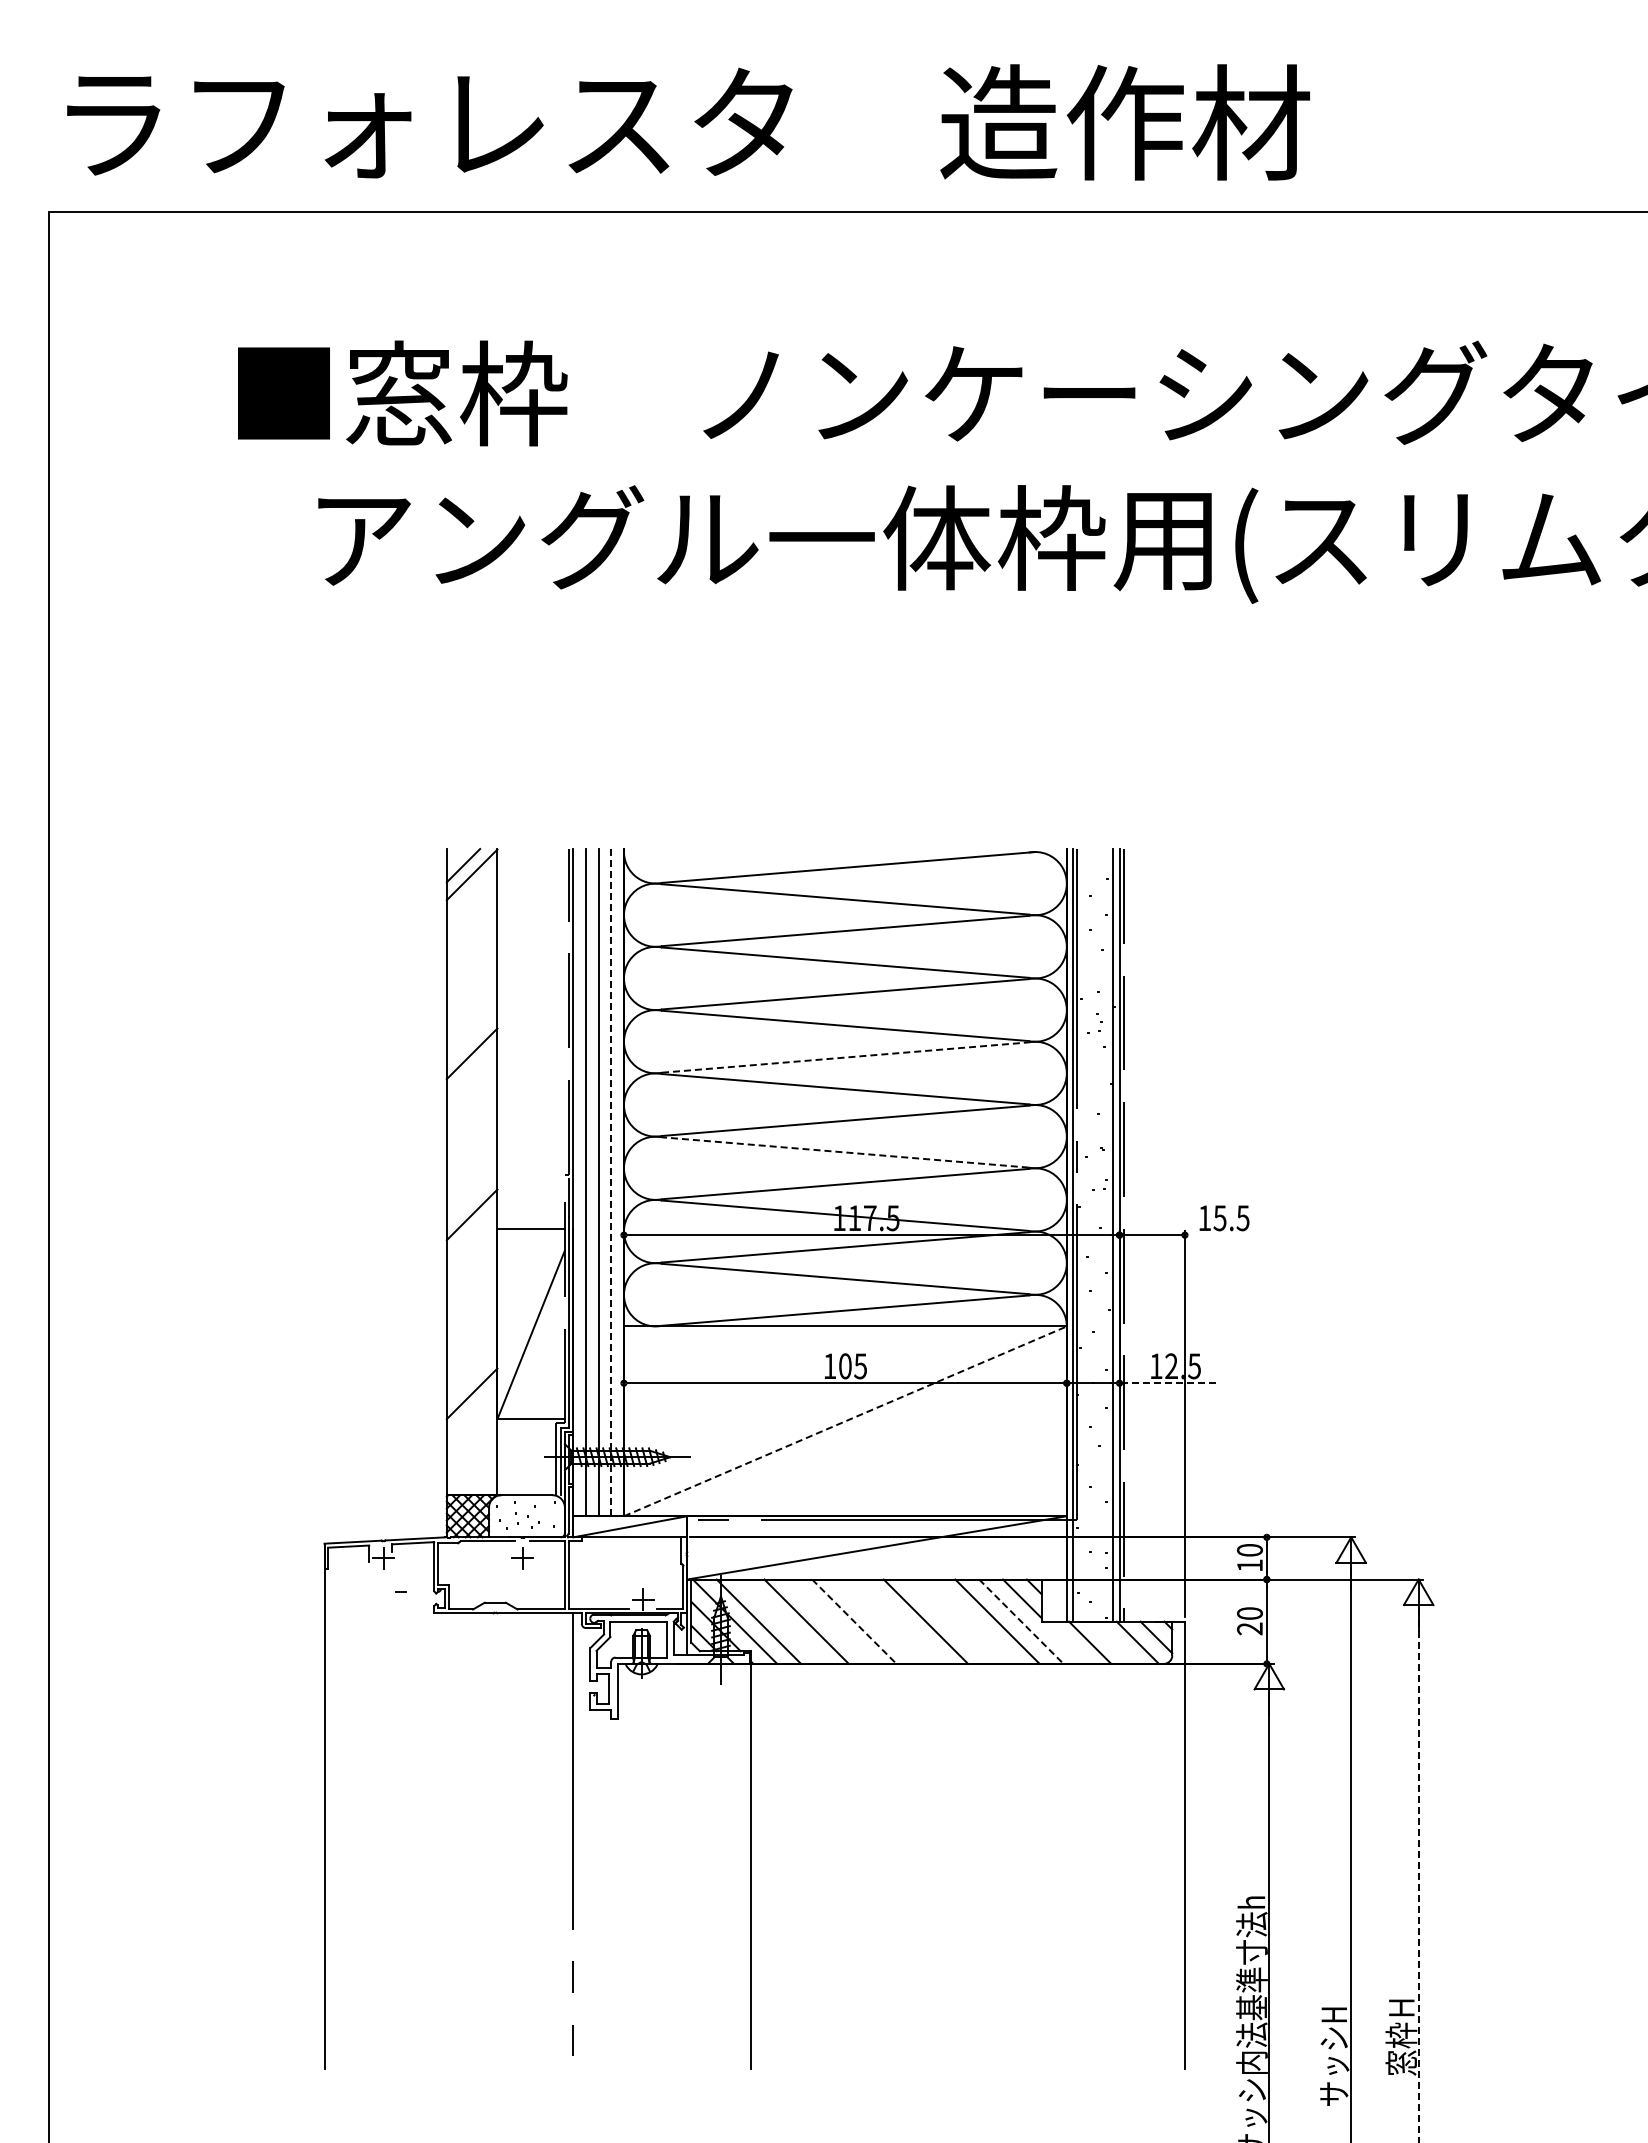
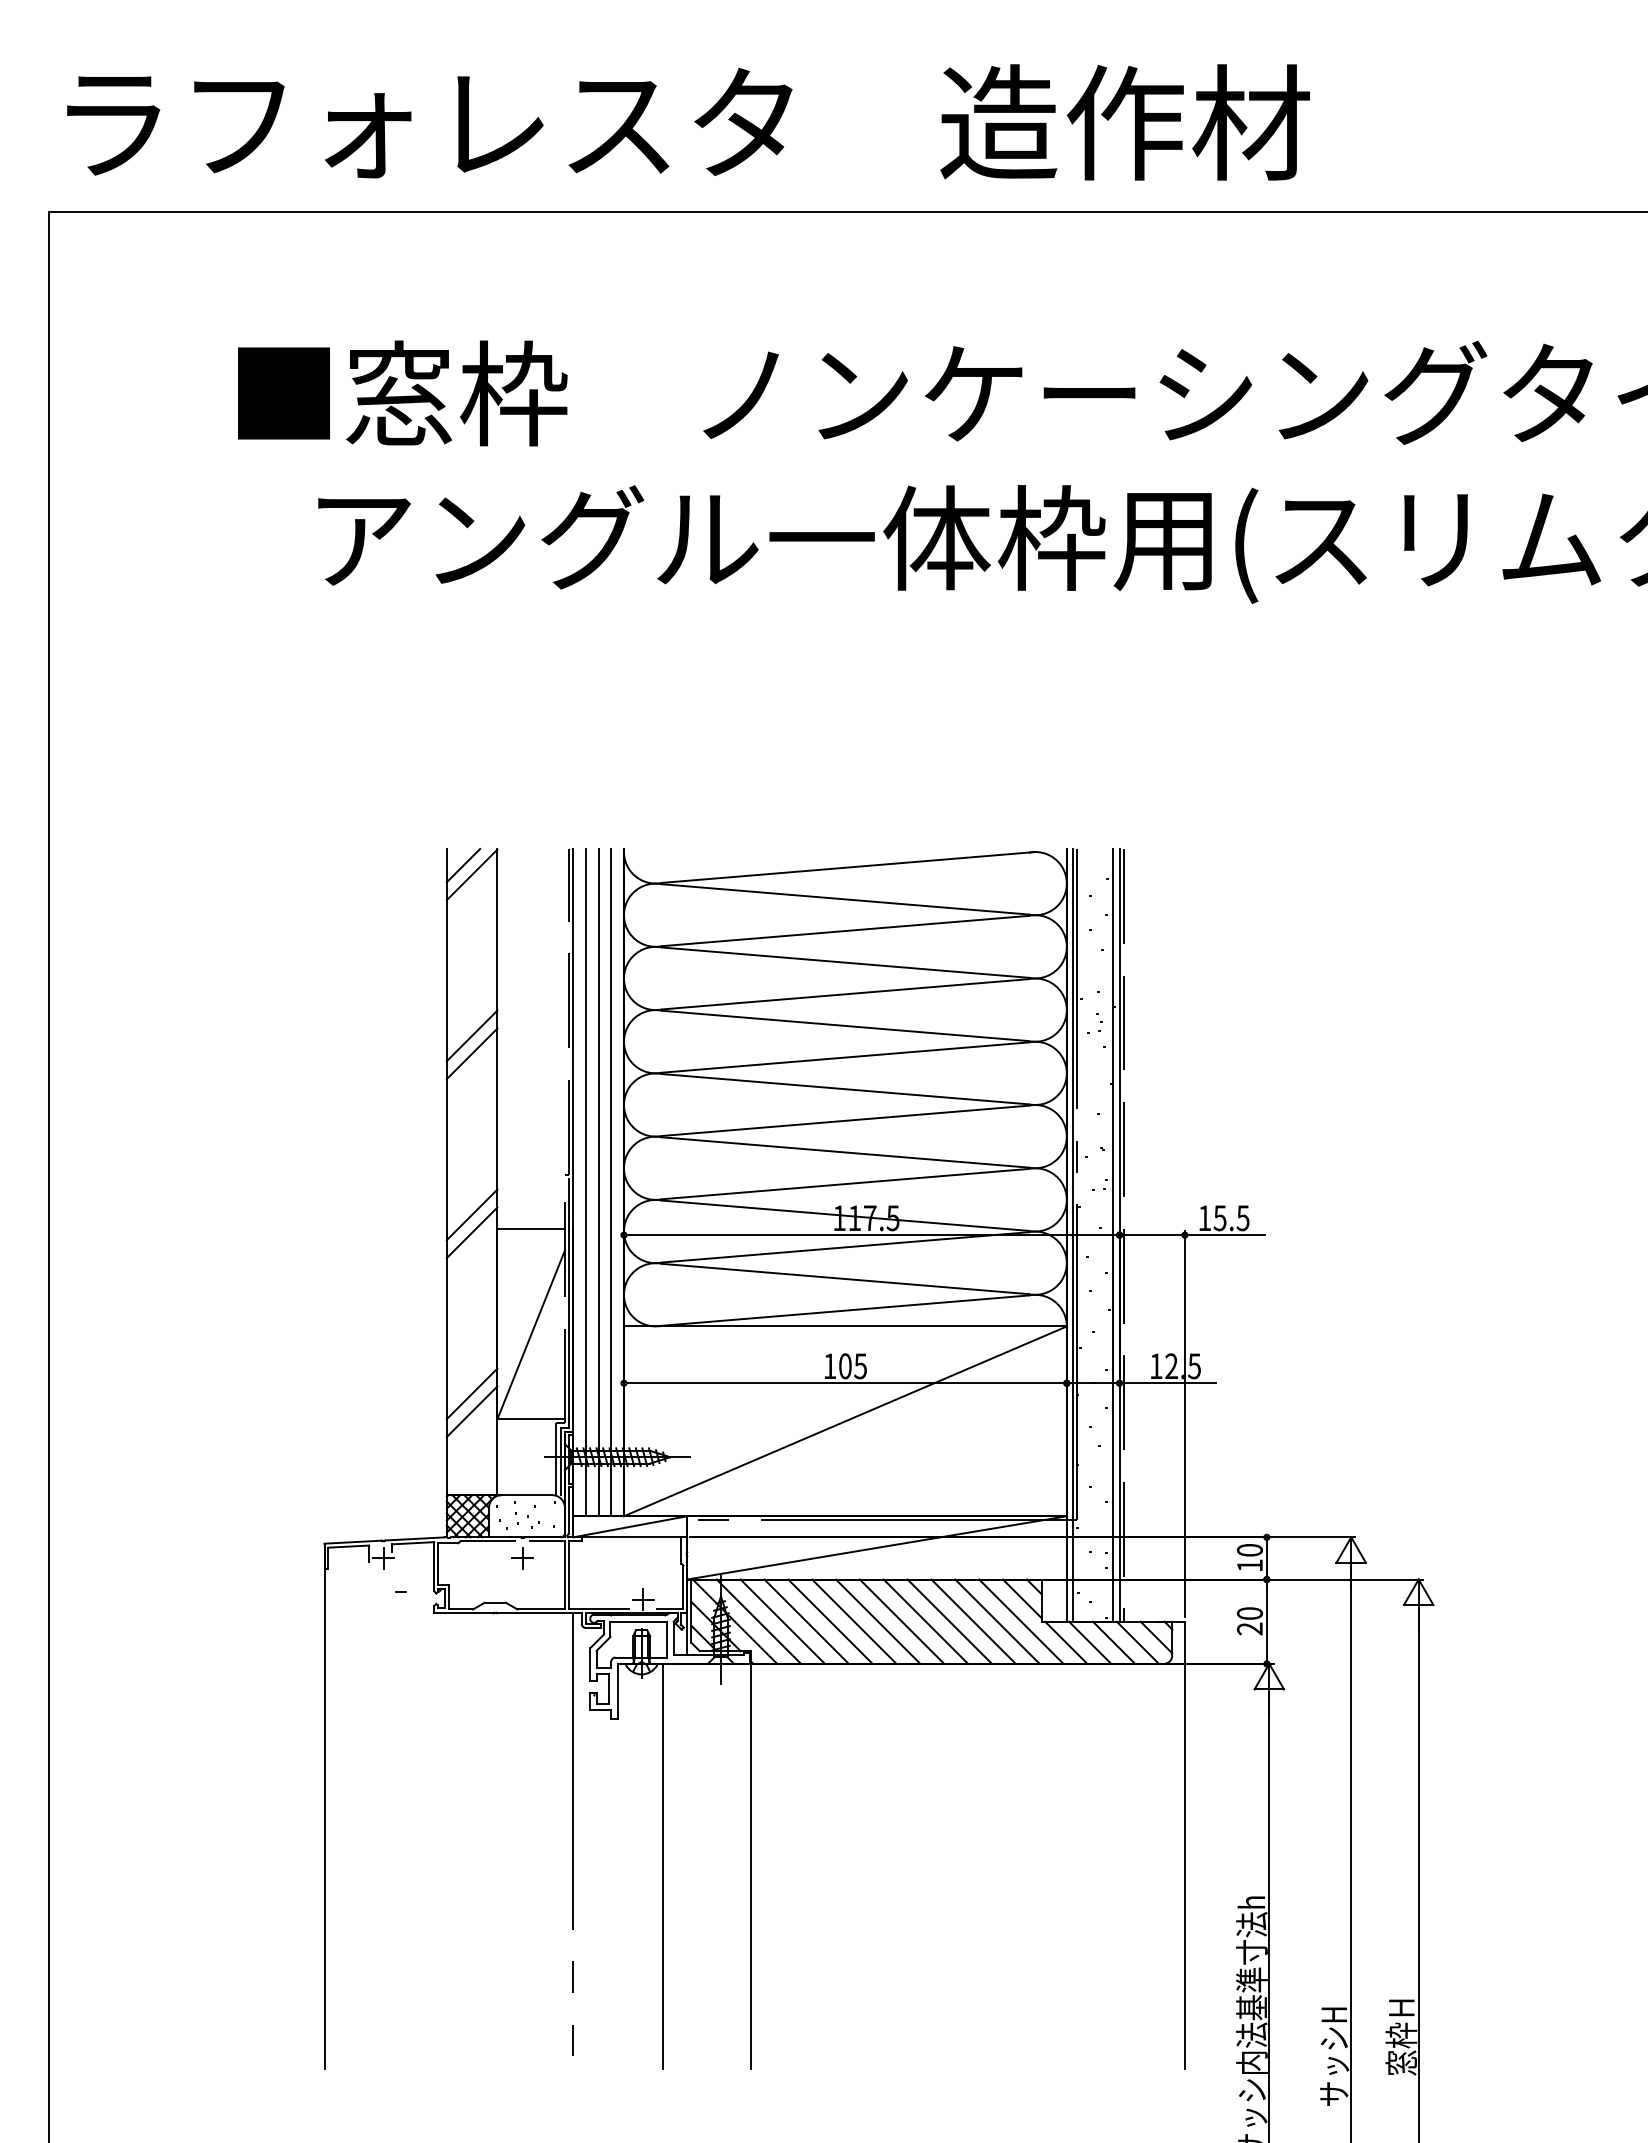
line: none -> present (471, 1035)
line: dashed -> solid (845, 1057)
line: dashed -> solid (845, 1152)
line: dashed -> solid (611, 1182)
line: none -> present (471, 1232)
line: none -> present (1224, 1235)
line: dashed -> solid (1167, 1383)
line: none -> present (471, 1411)
line: dashed -> solid (845, 1421)
line: none -> present (782, 1621)
line: none -> present (830, 1621)
line: dashed -> solid (854, 1621)
line: none -> present (878, 1621)
line: none -> present (901, 1621)
line: none -> present (949, 1621)
line: none -> present (973, 1621)
line: dashed -> solid (1021, 1621)
line: none -> present (1066, 1642)
line: none -> present (1113, 1642)
line: none -> present (662, 1865)
line: dashed -> solid (1418, 1876)
